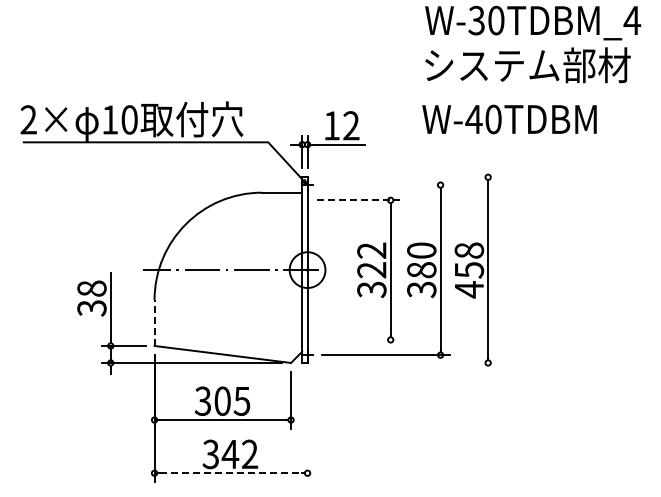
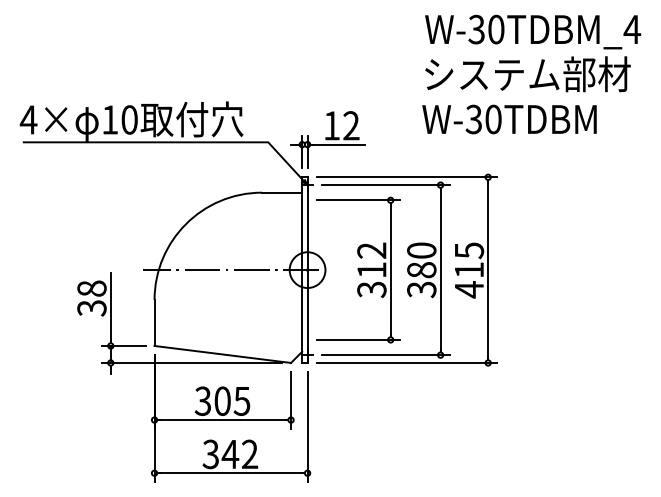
text position: (533, 44) -> (533, 53) (533, 53)
text: 2× -> 4× (28, 119)
text: W-40TDBM -> W-30TDBM (473, 119)
line: none -> present (406, 177)
line: none -> present (385, 185)
line: dashed -> solid (358, 200)
text: 458 -> 415 (469, 260)
text: 322 -> 312 (371, 270)
line: dashed -> solid (154, 323)
line: none -> present (357, 339)
line: none -> present (406, 362)
line: none -> present (307, 426)
line: dashed -> solid (231, 473)
